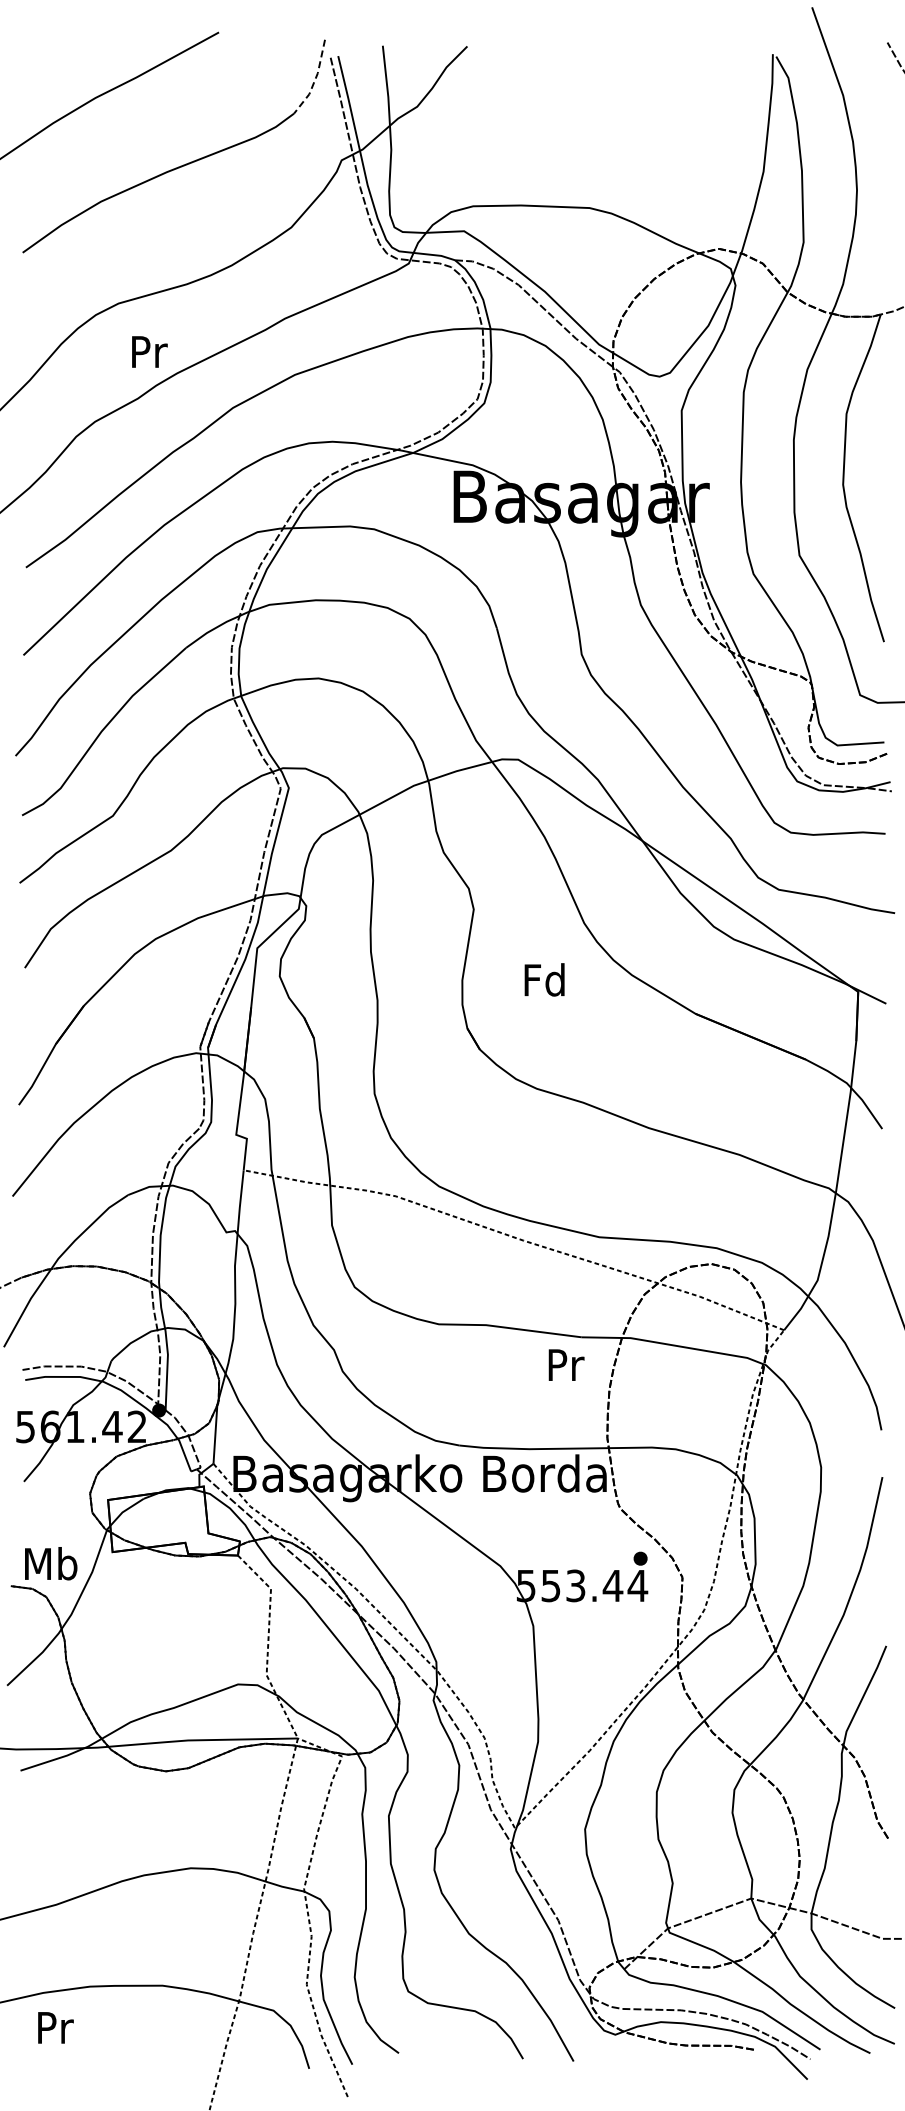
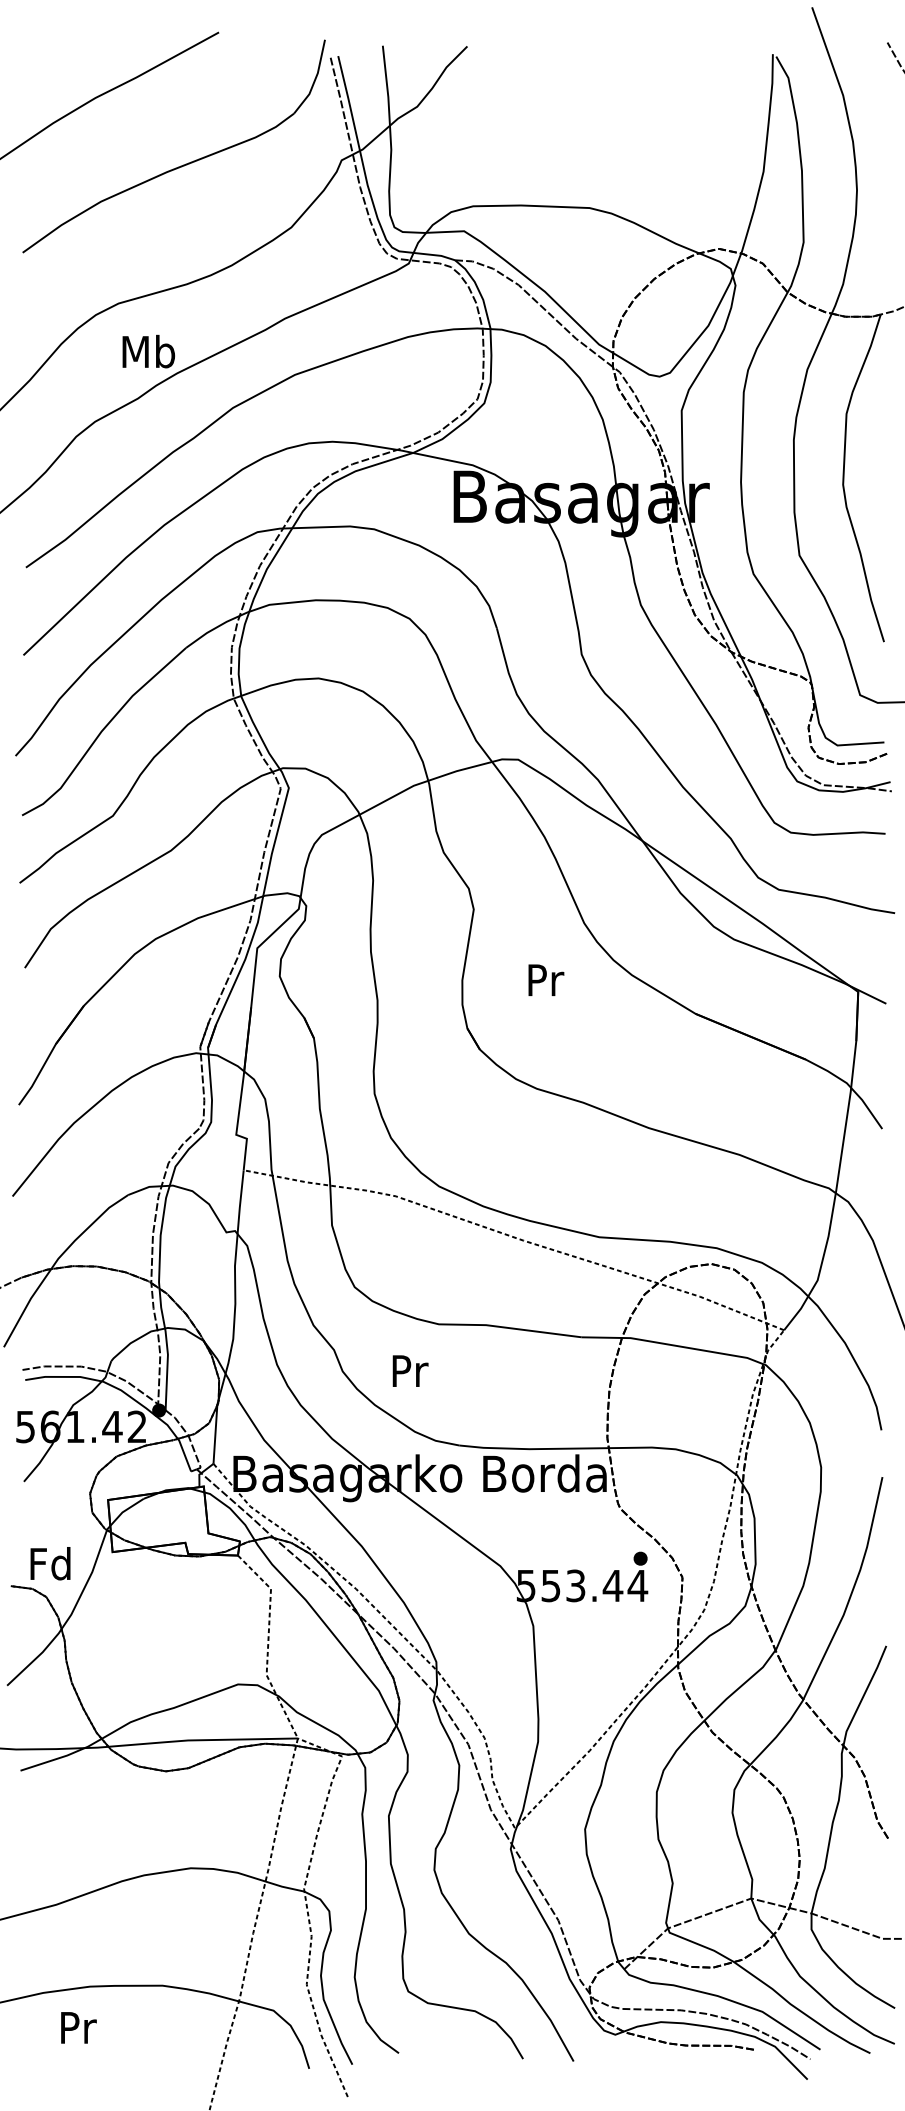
line: dashed -> solid (315, 79)
text: Pr -> Mb (148, 351)
text: Fd -> Pr (544, 979)
text position: (566, 1364) -> (410, 1370) (410, 1370)
text: Mb -> Fd (51, 1563)
text position: (55, 2027) -> (78, 2027) (78, 2027)
